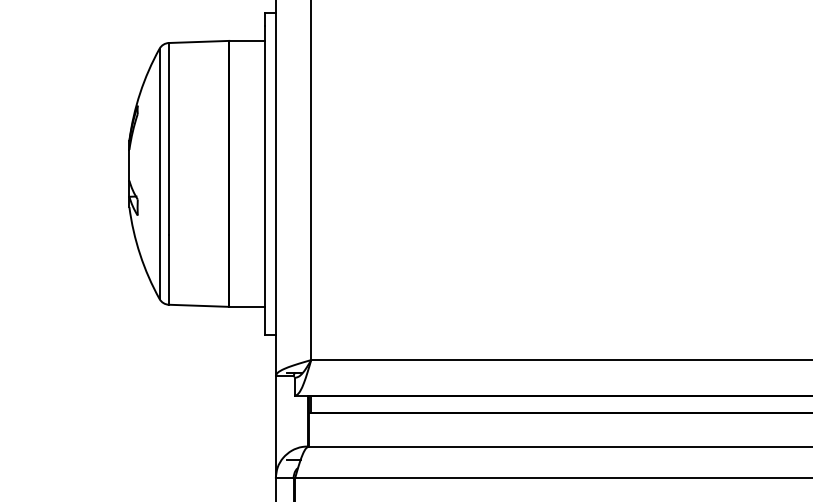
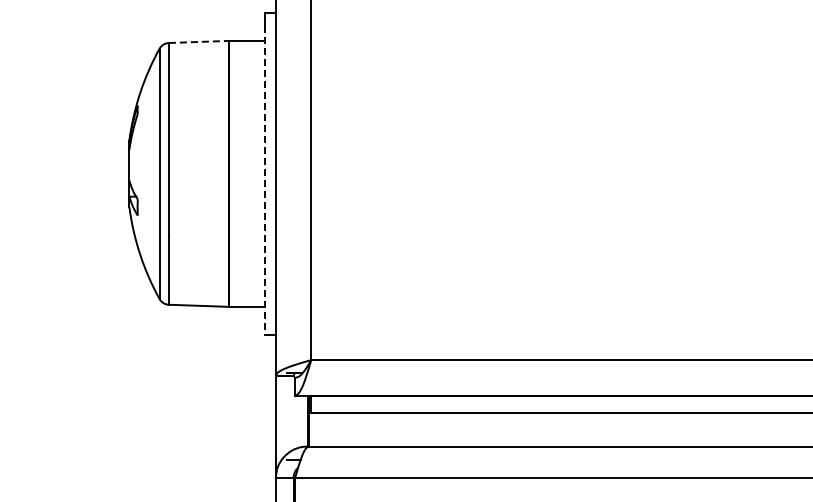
line: solid -> dashed (199, 41)
line: solid -> dashed (264, 180)
